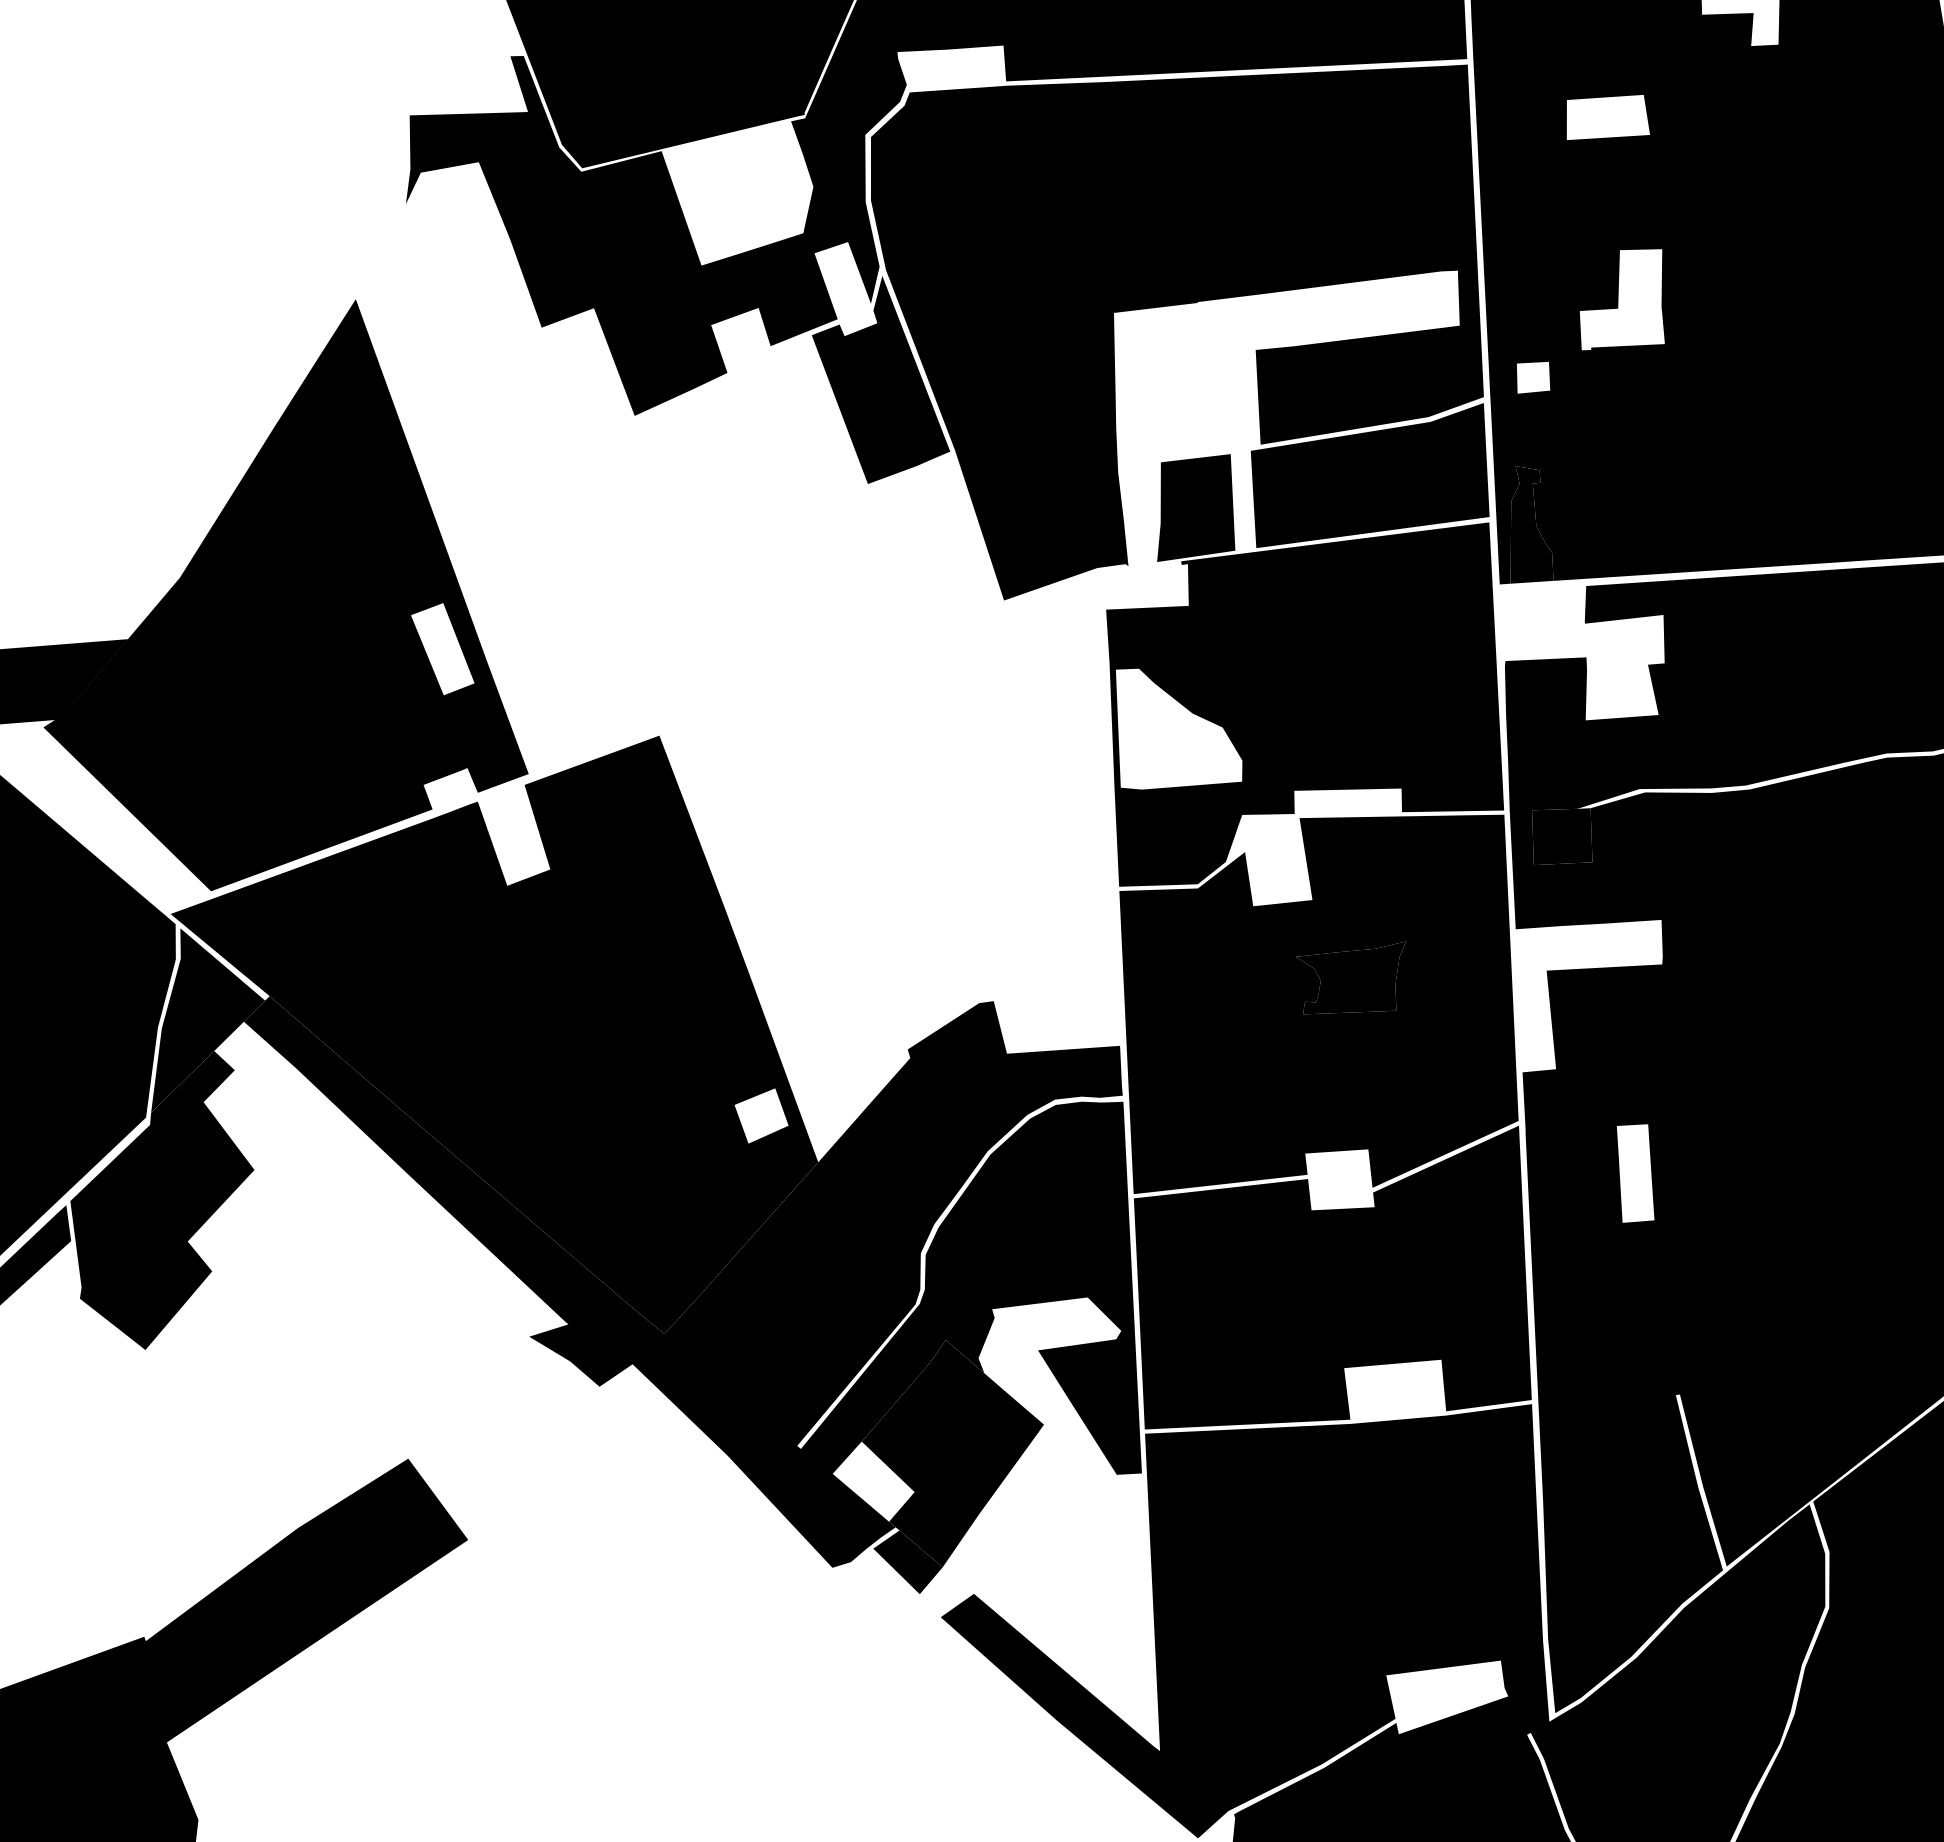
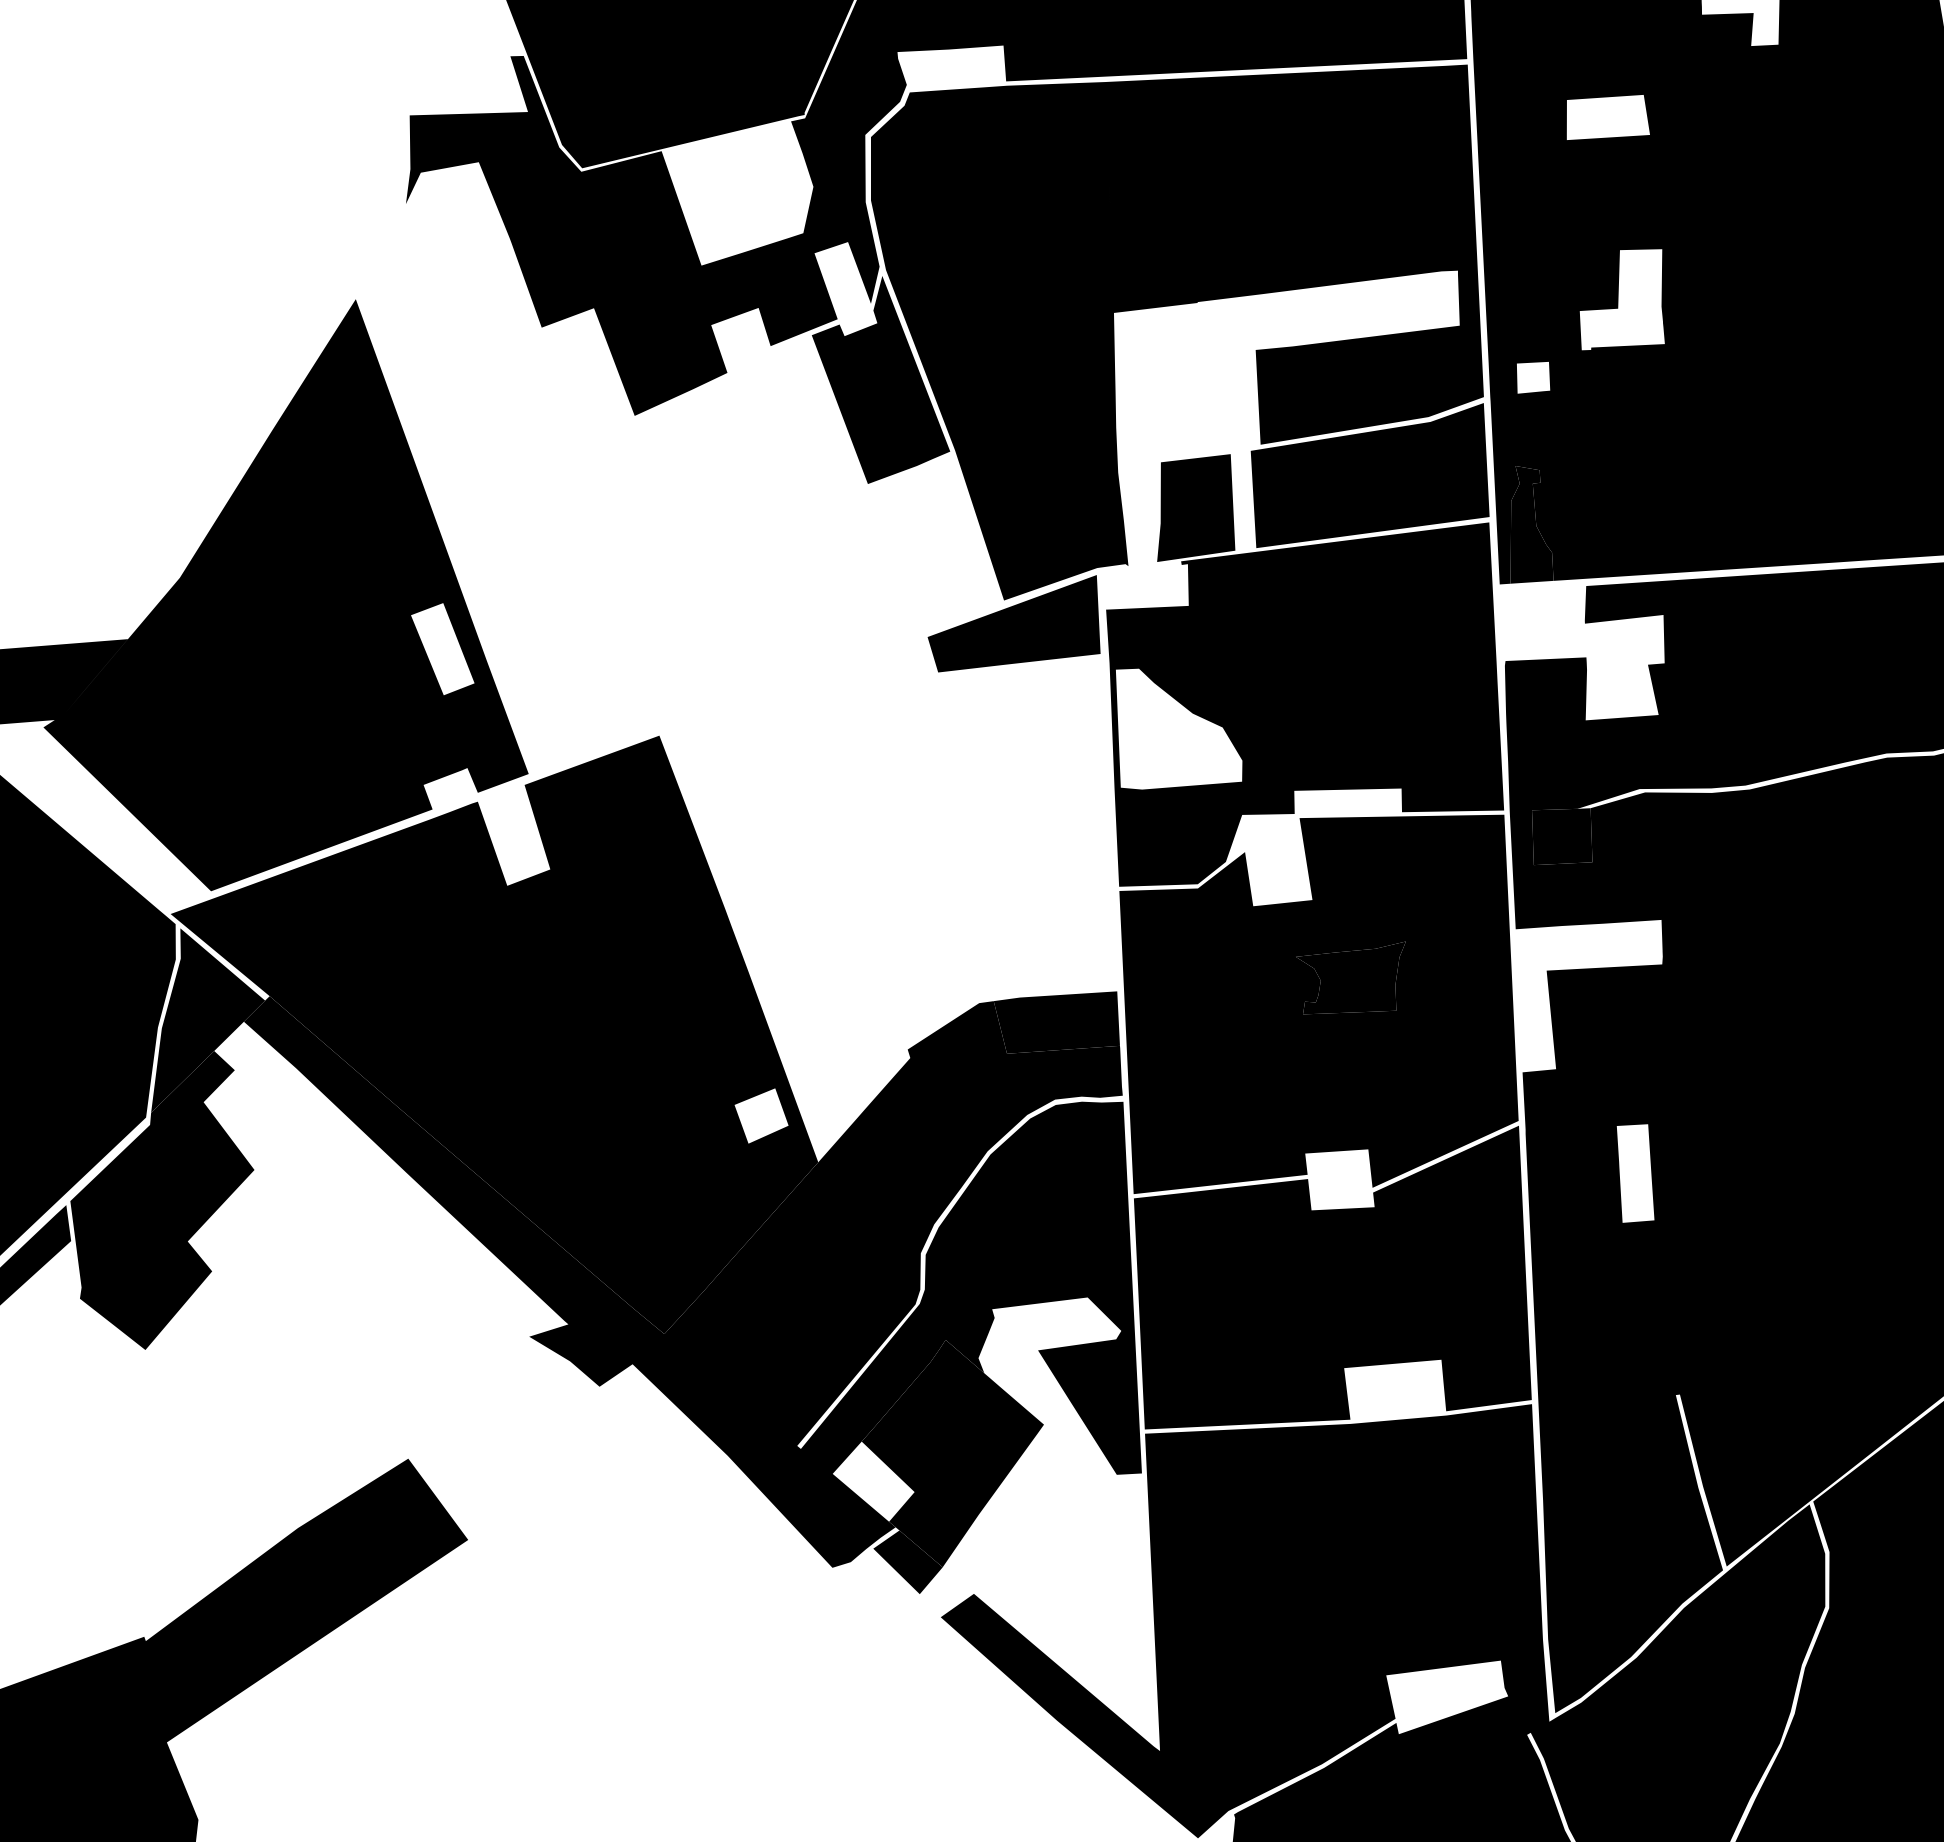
fill: none -> present (1013, 623)
fill: none -> present (1056, 1022)
